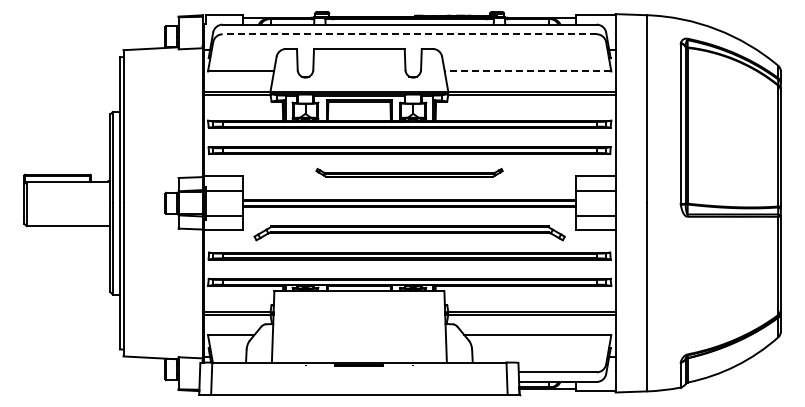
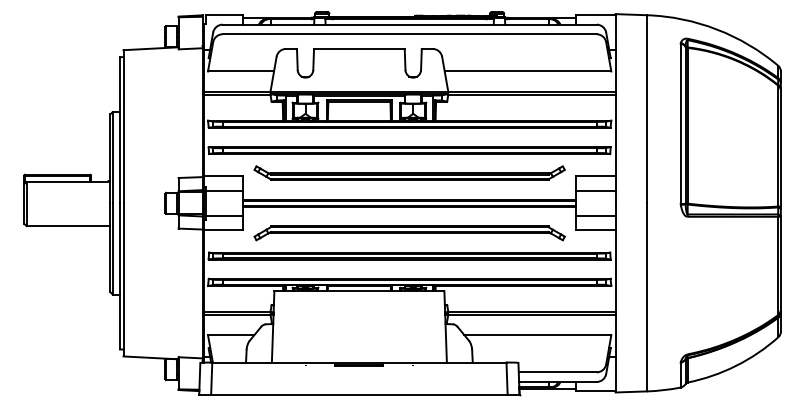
line: dashed -> solid (409, 34)
line: dashed -> solid (527, 71)
part size: 189x10 px -> 313x16 px (409, 172)
